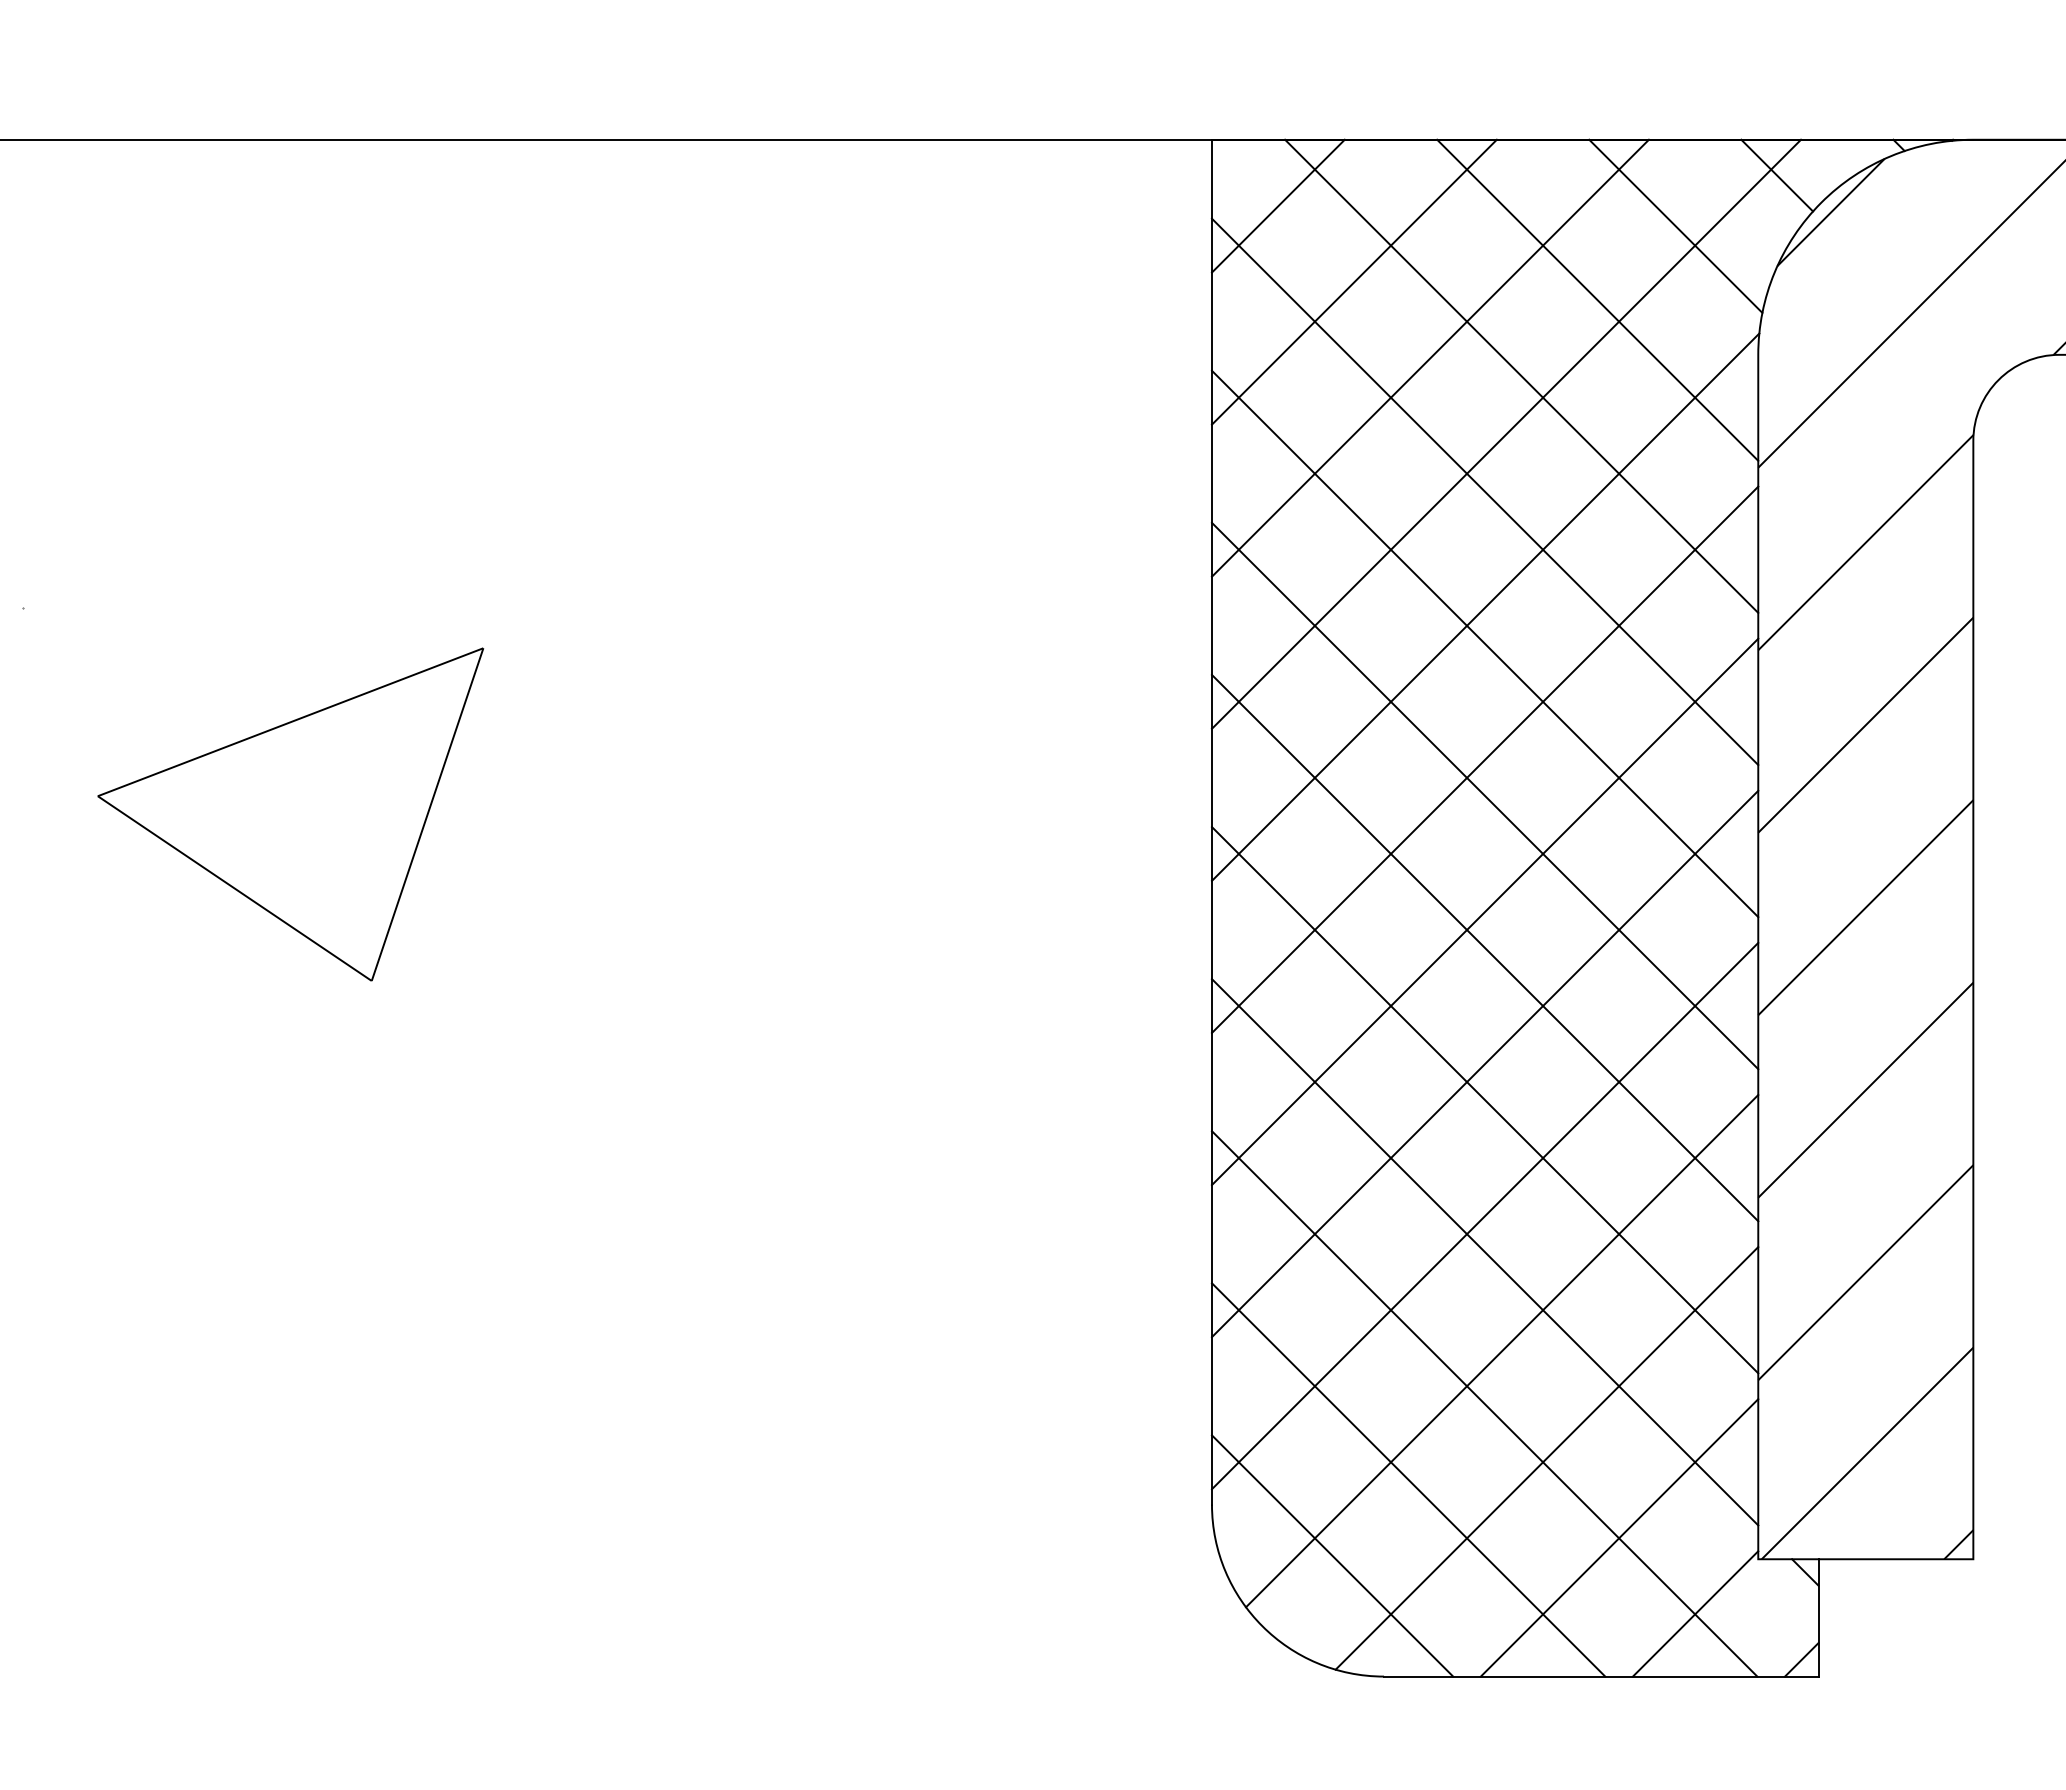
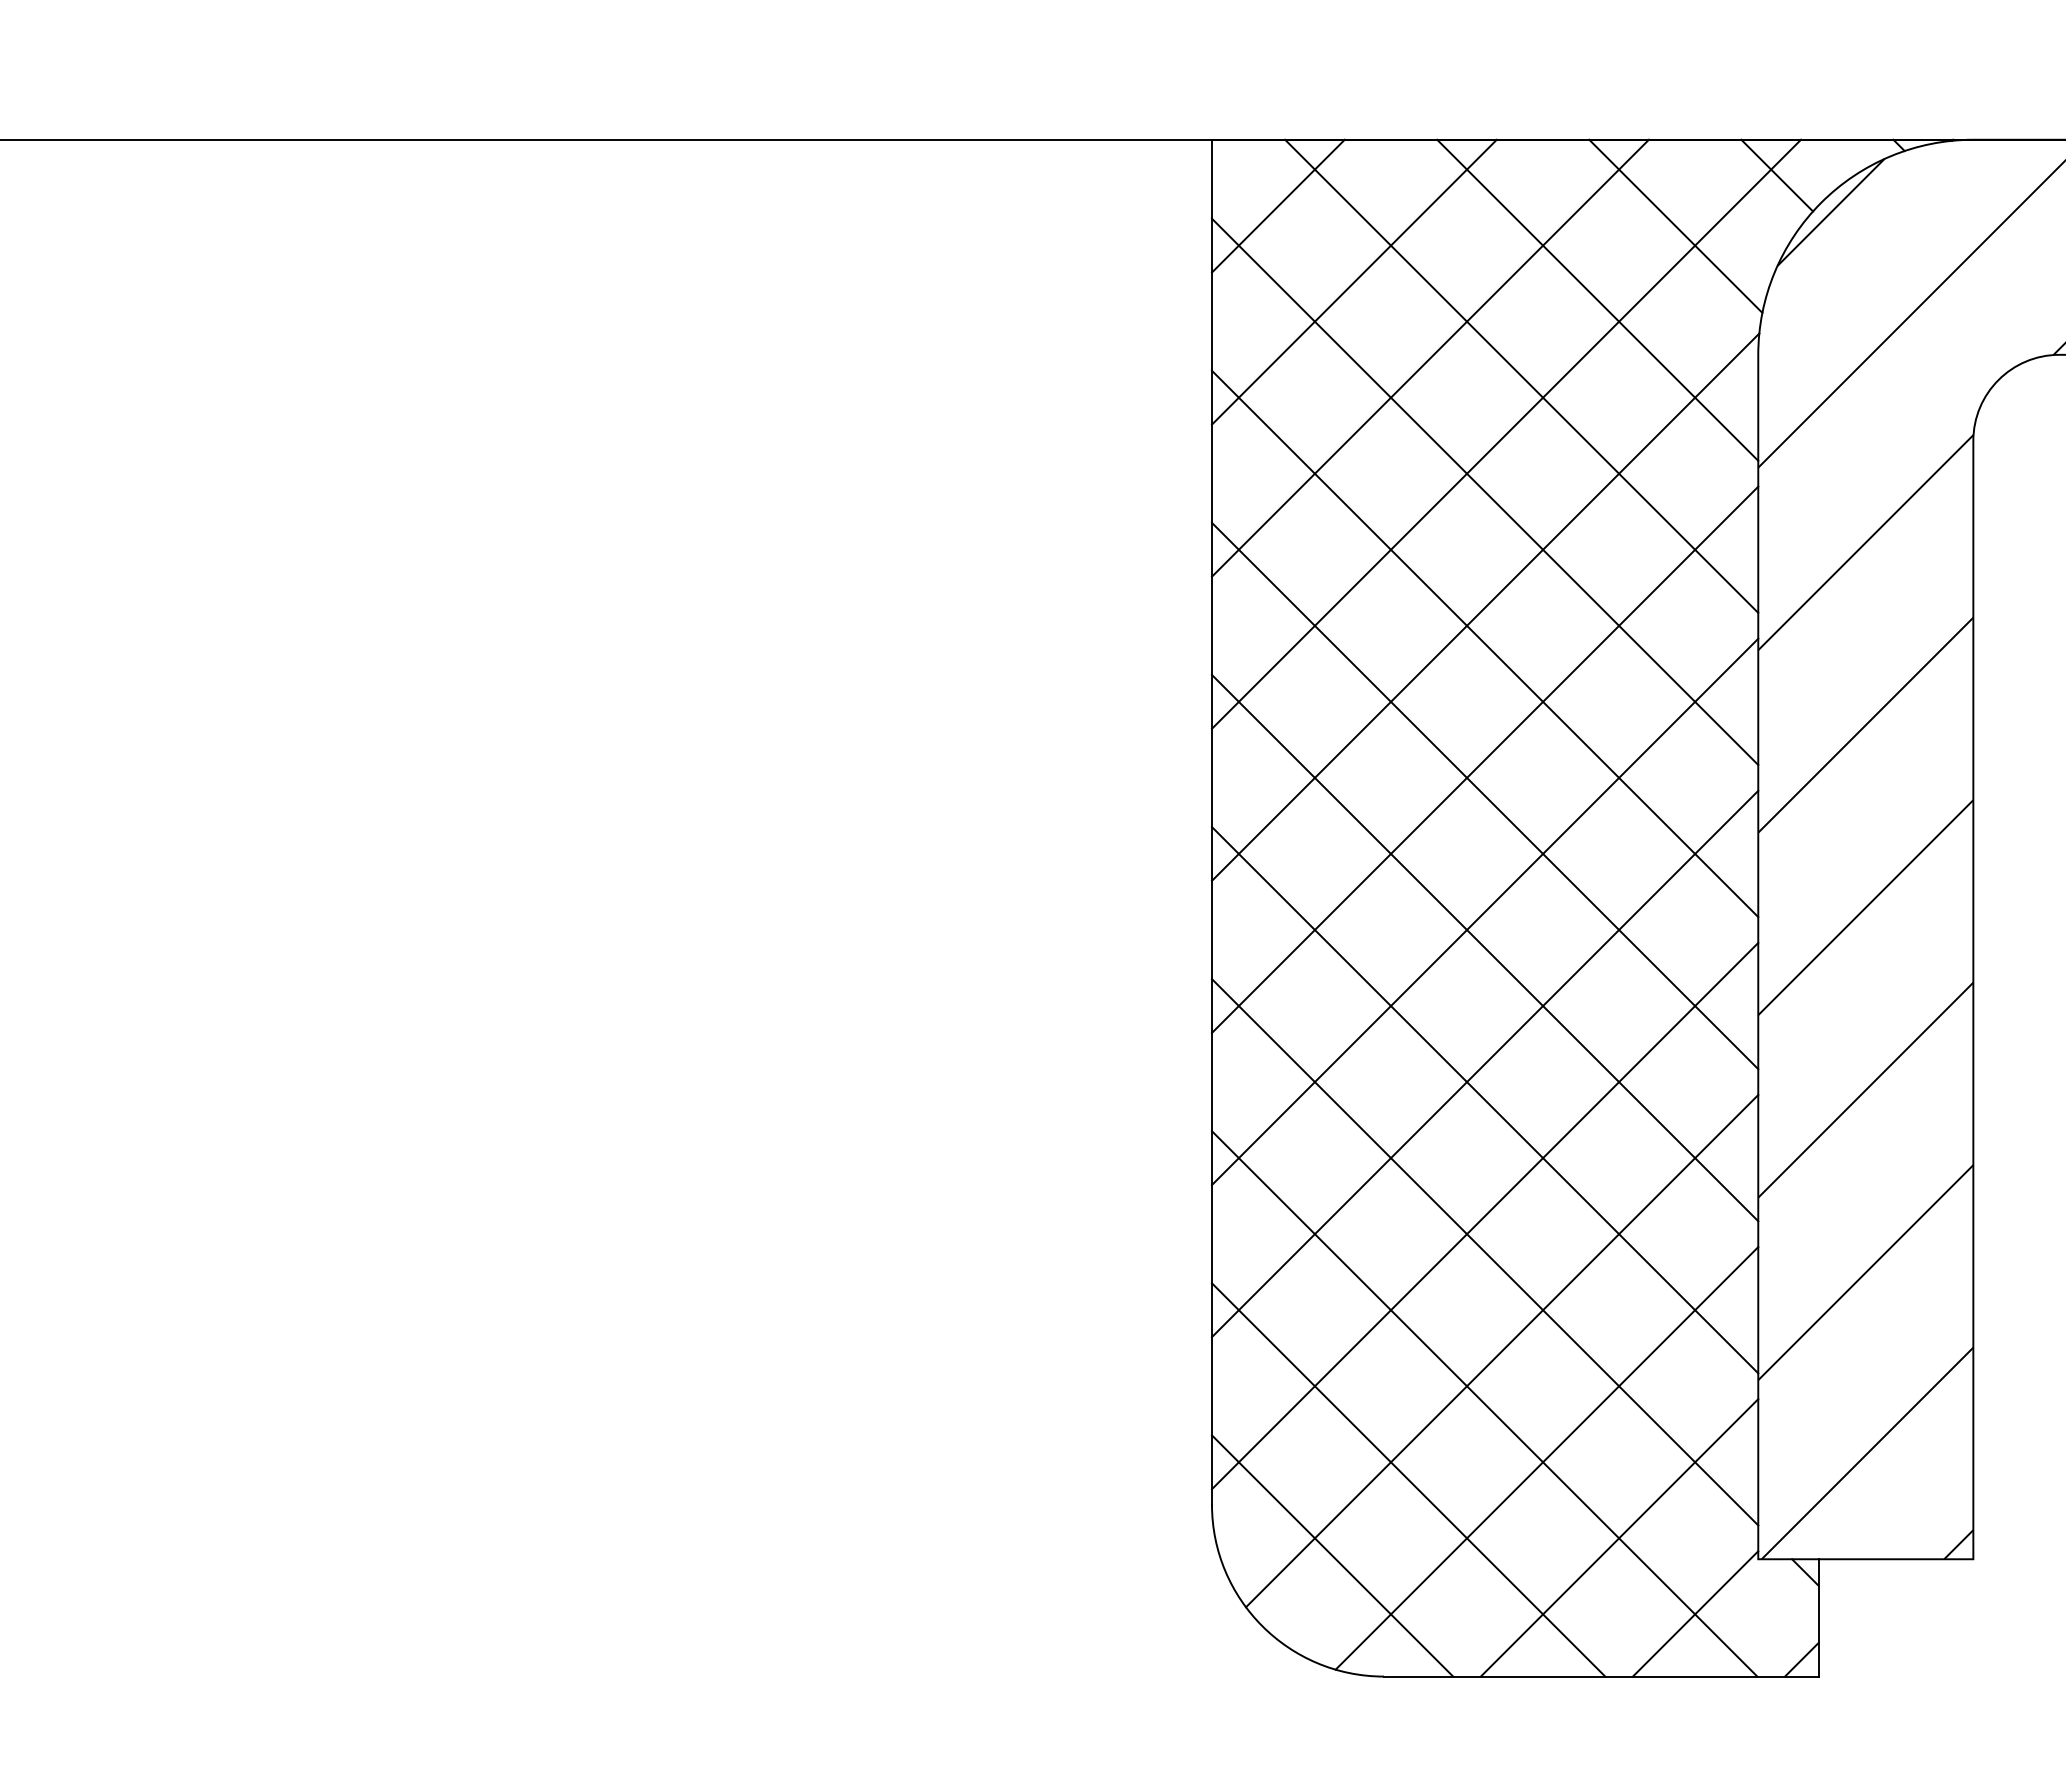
hatch: present -> none (253, 794)
